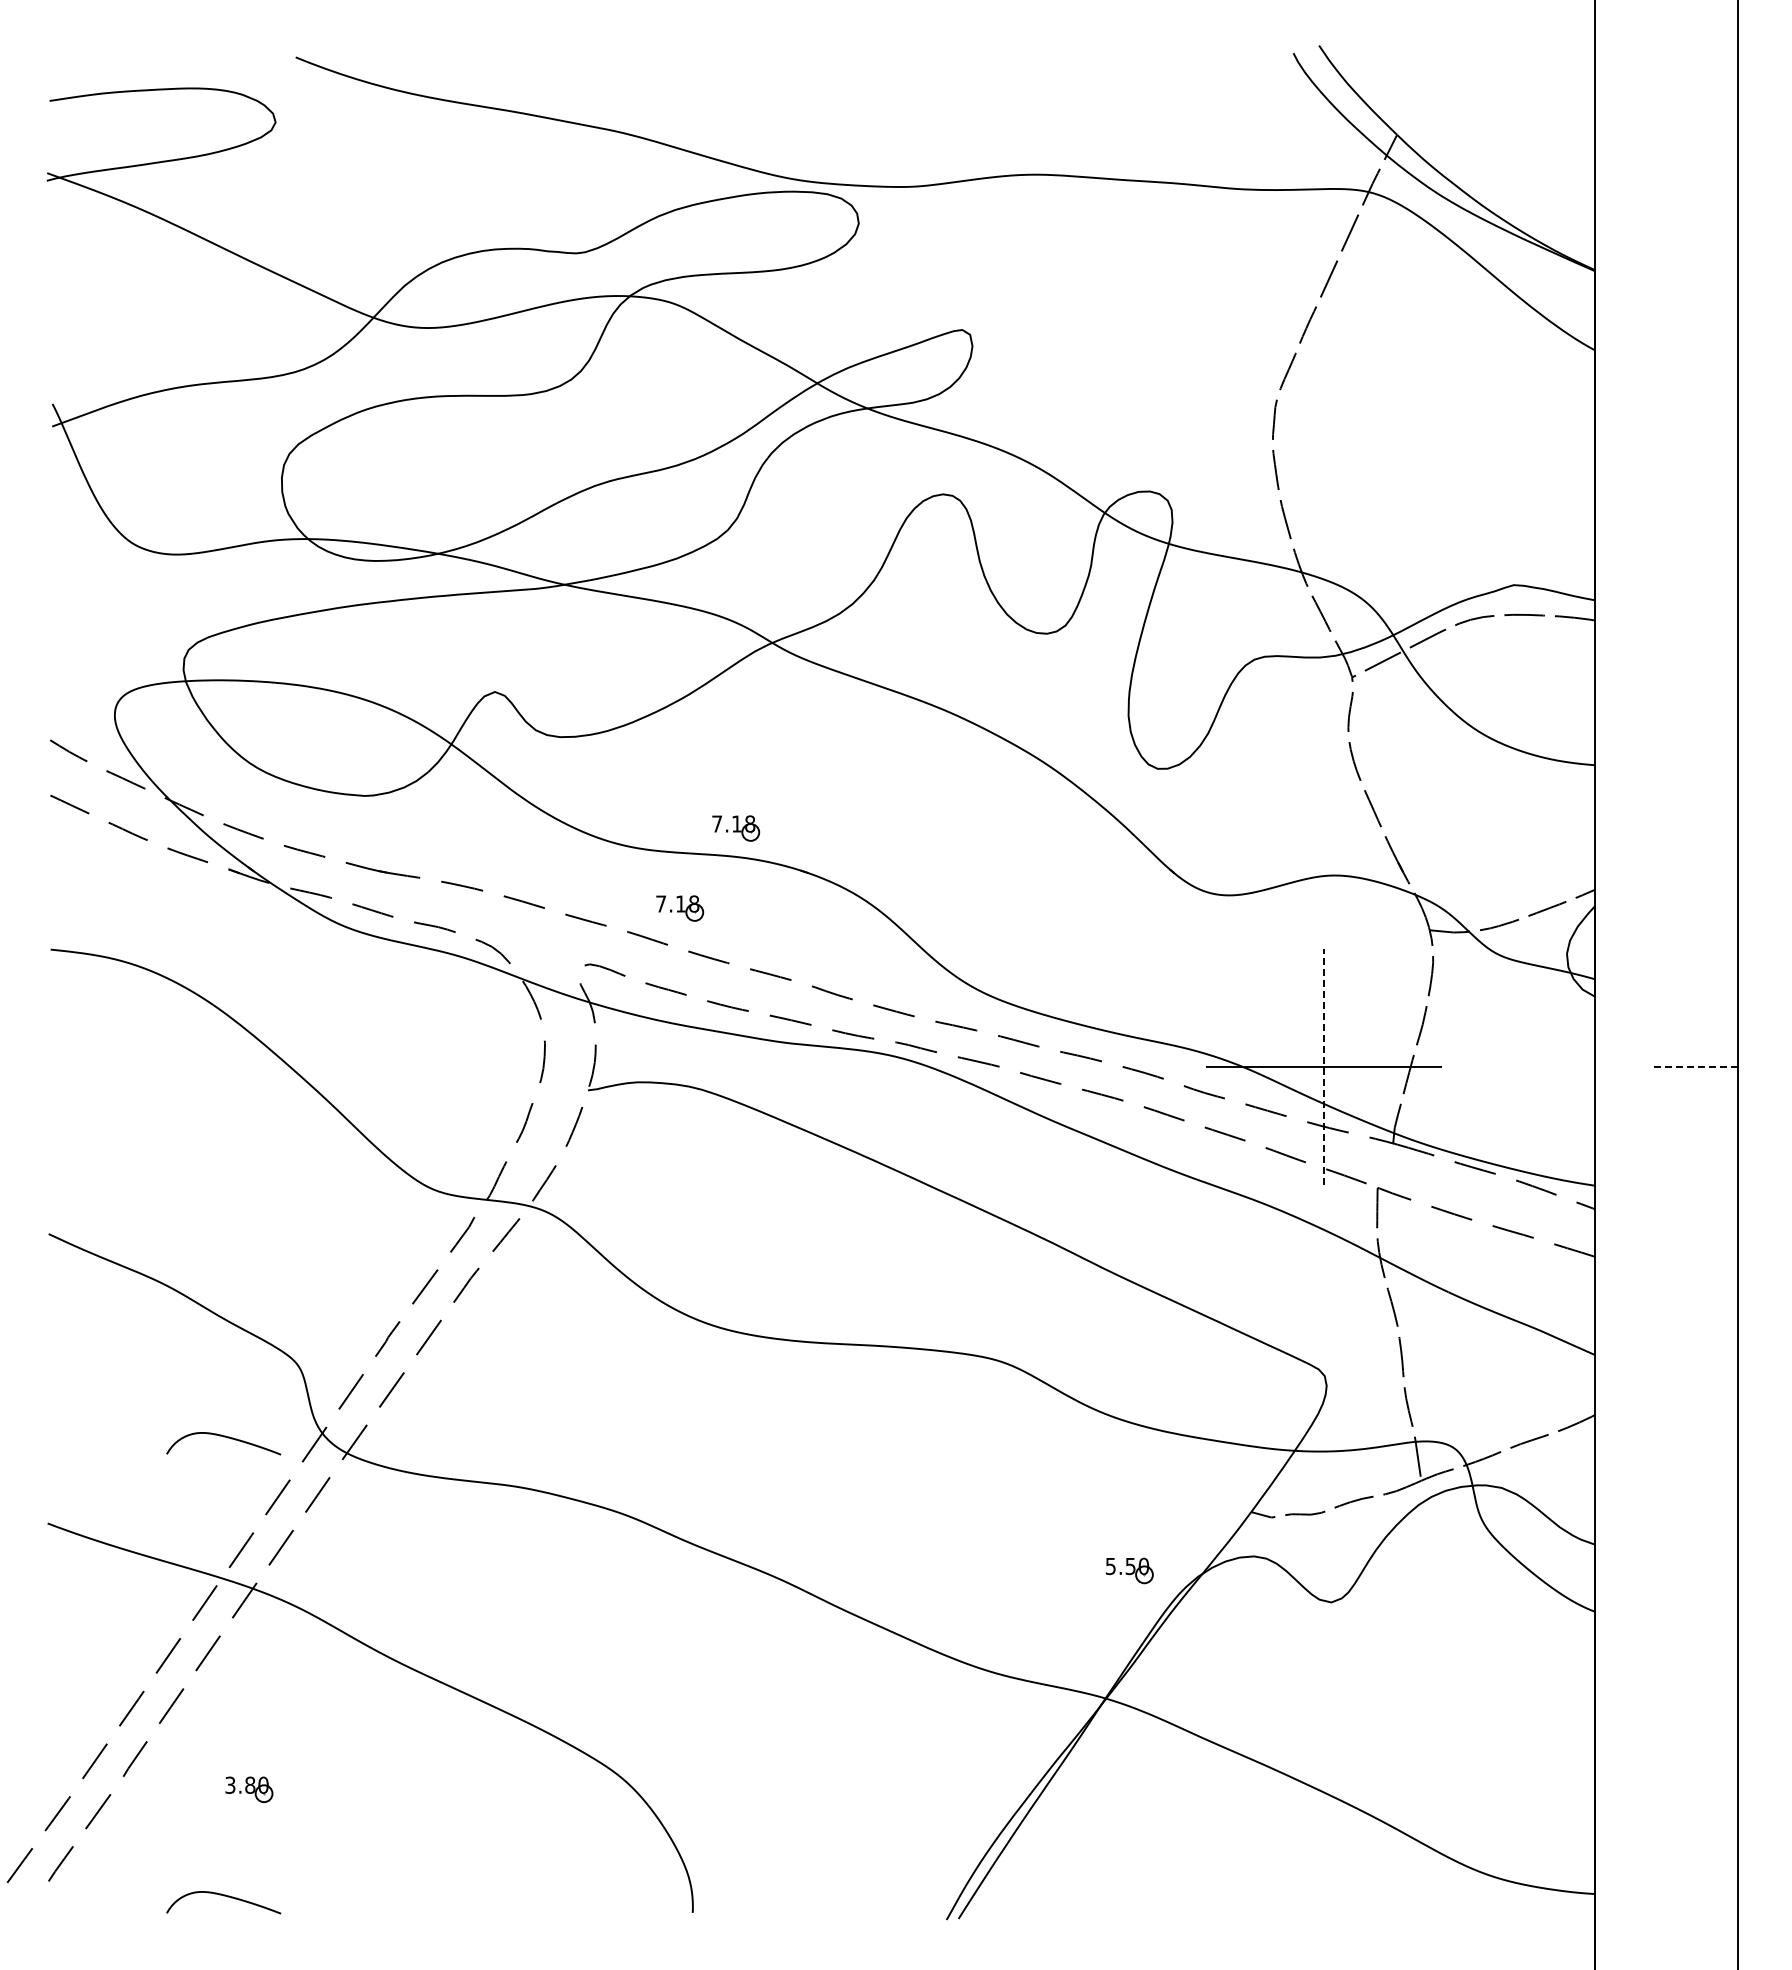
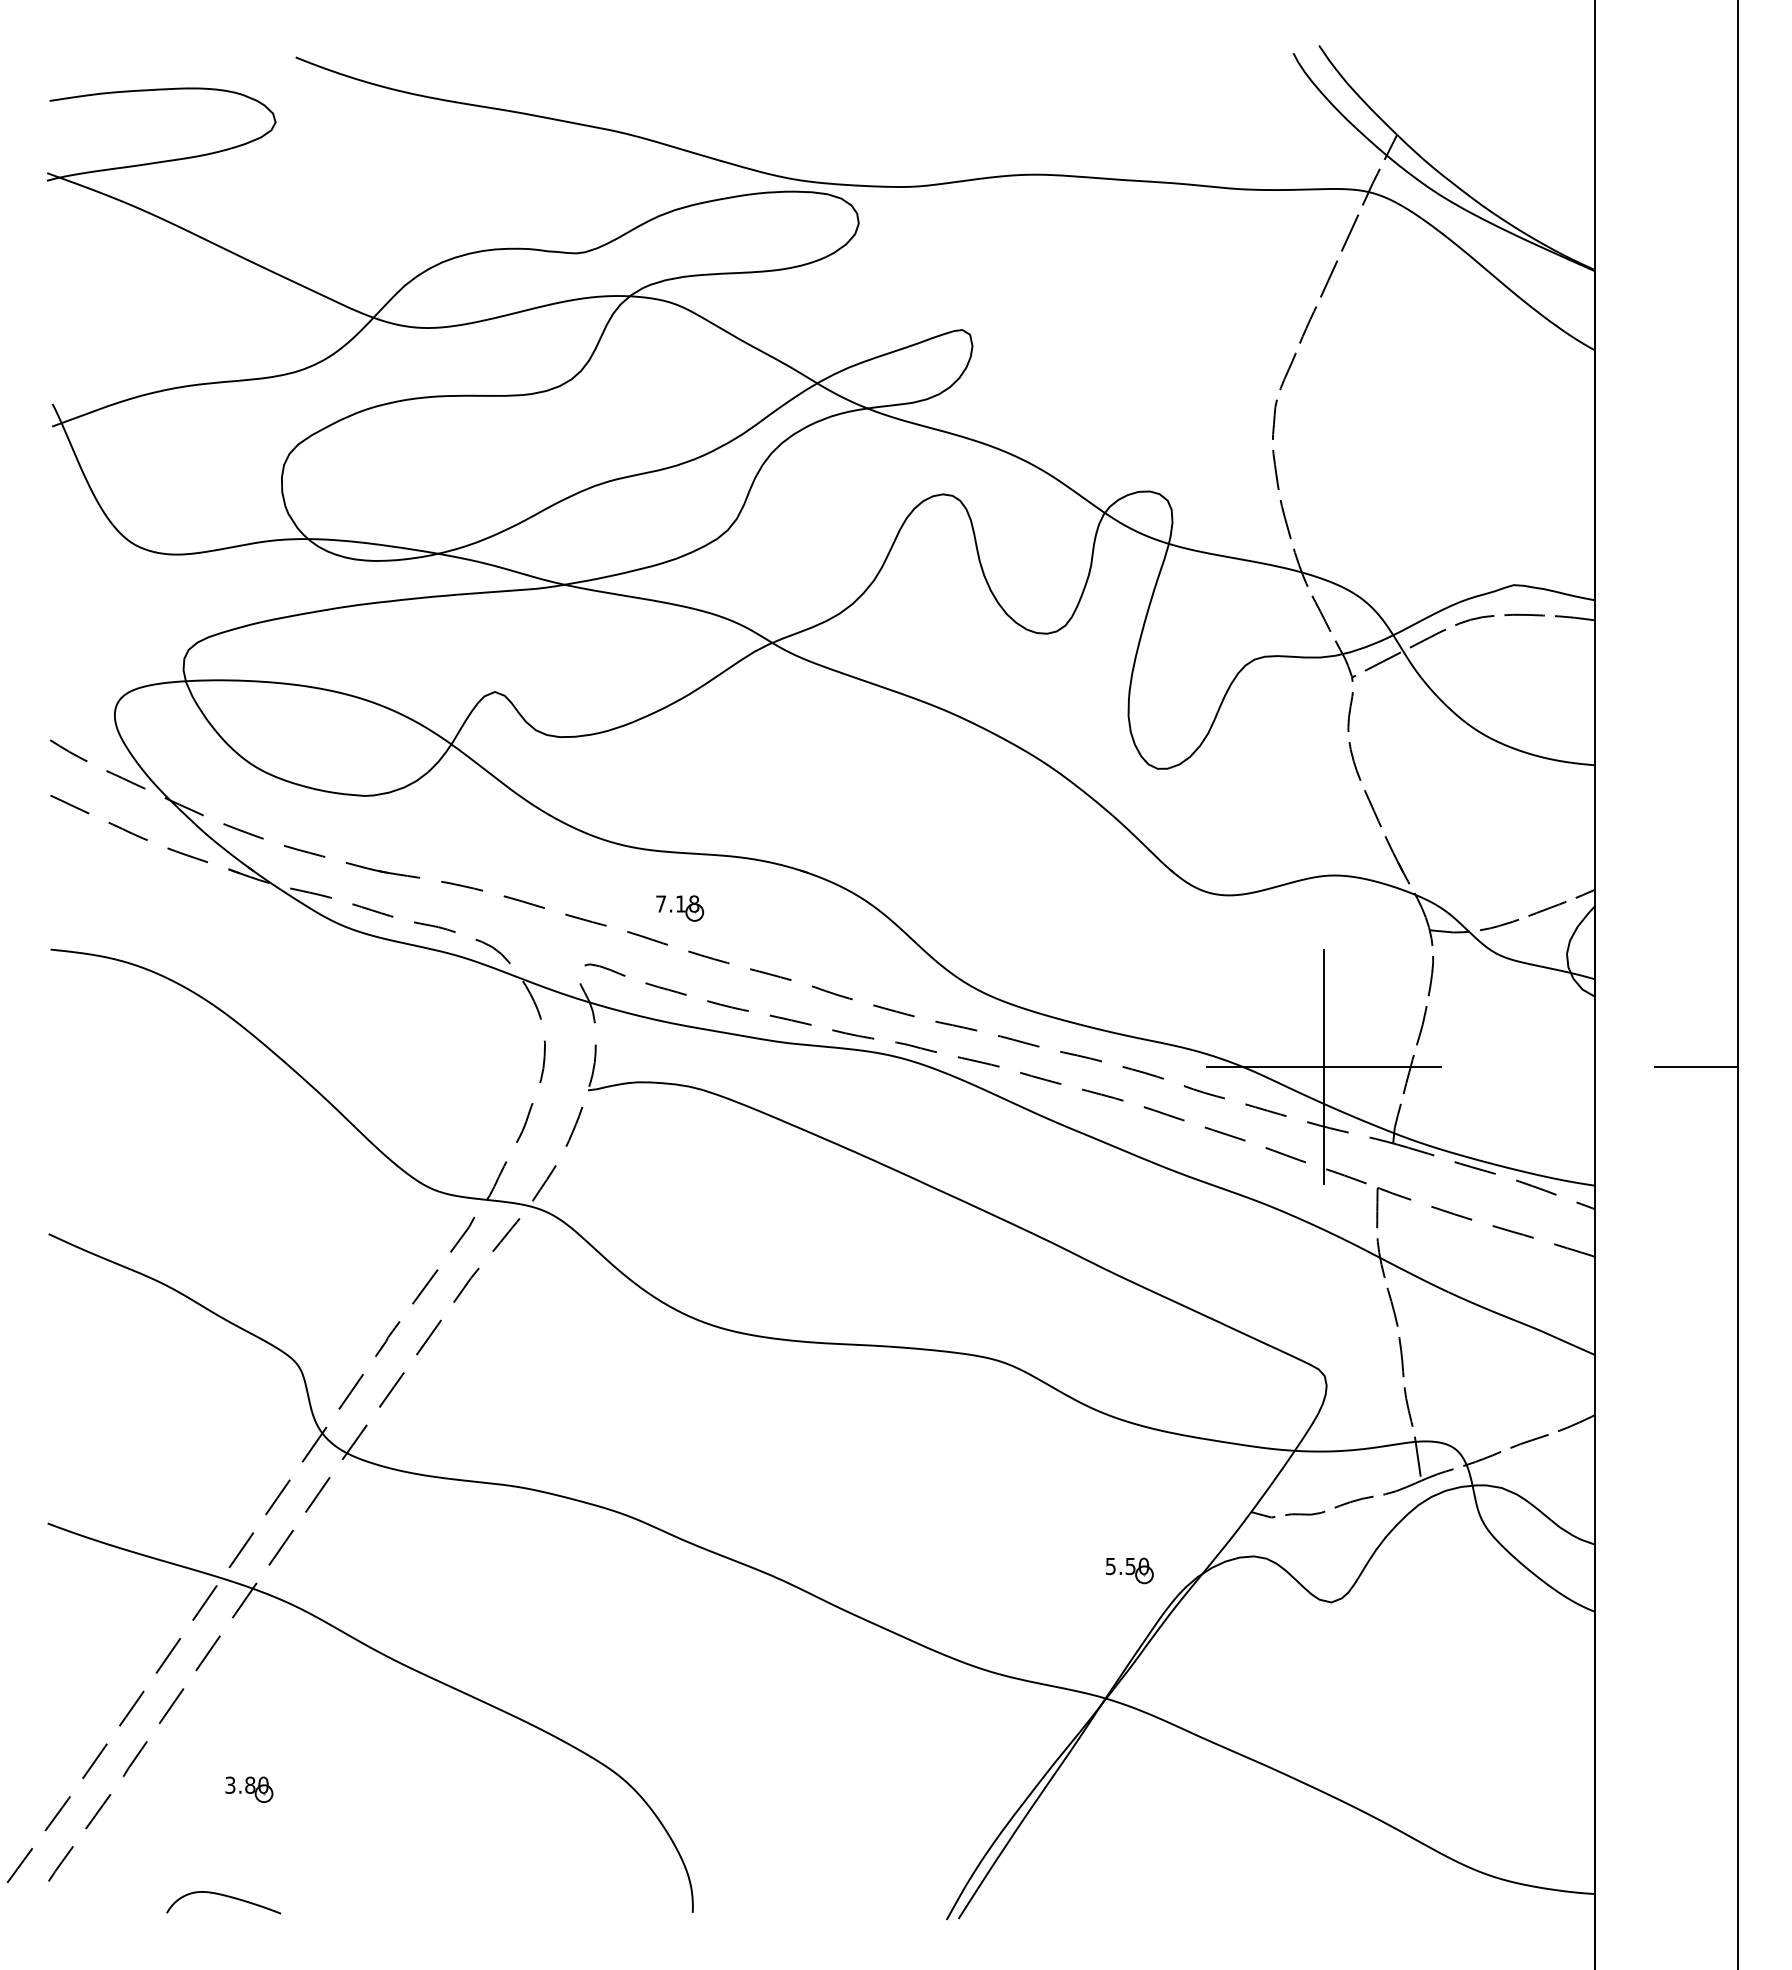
part: present -> none (736, 828)
line: dashed -> solid (1324, 1067)
line: dashed -> solid (1696, 1067)
curve: present -> none (223, 1437)
